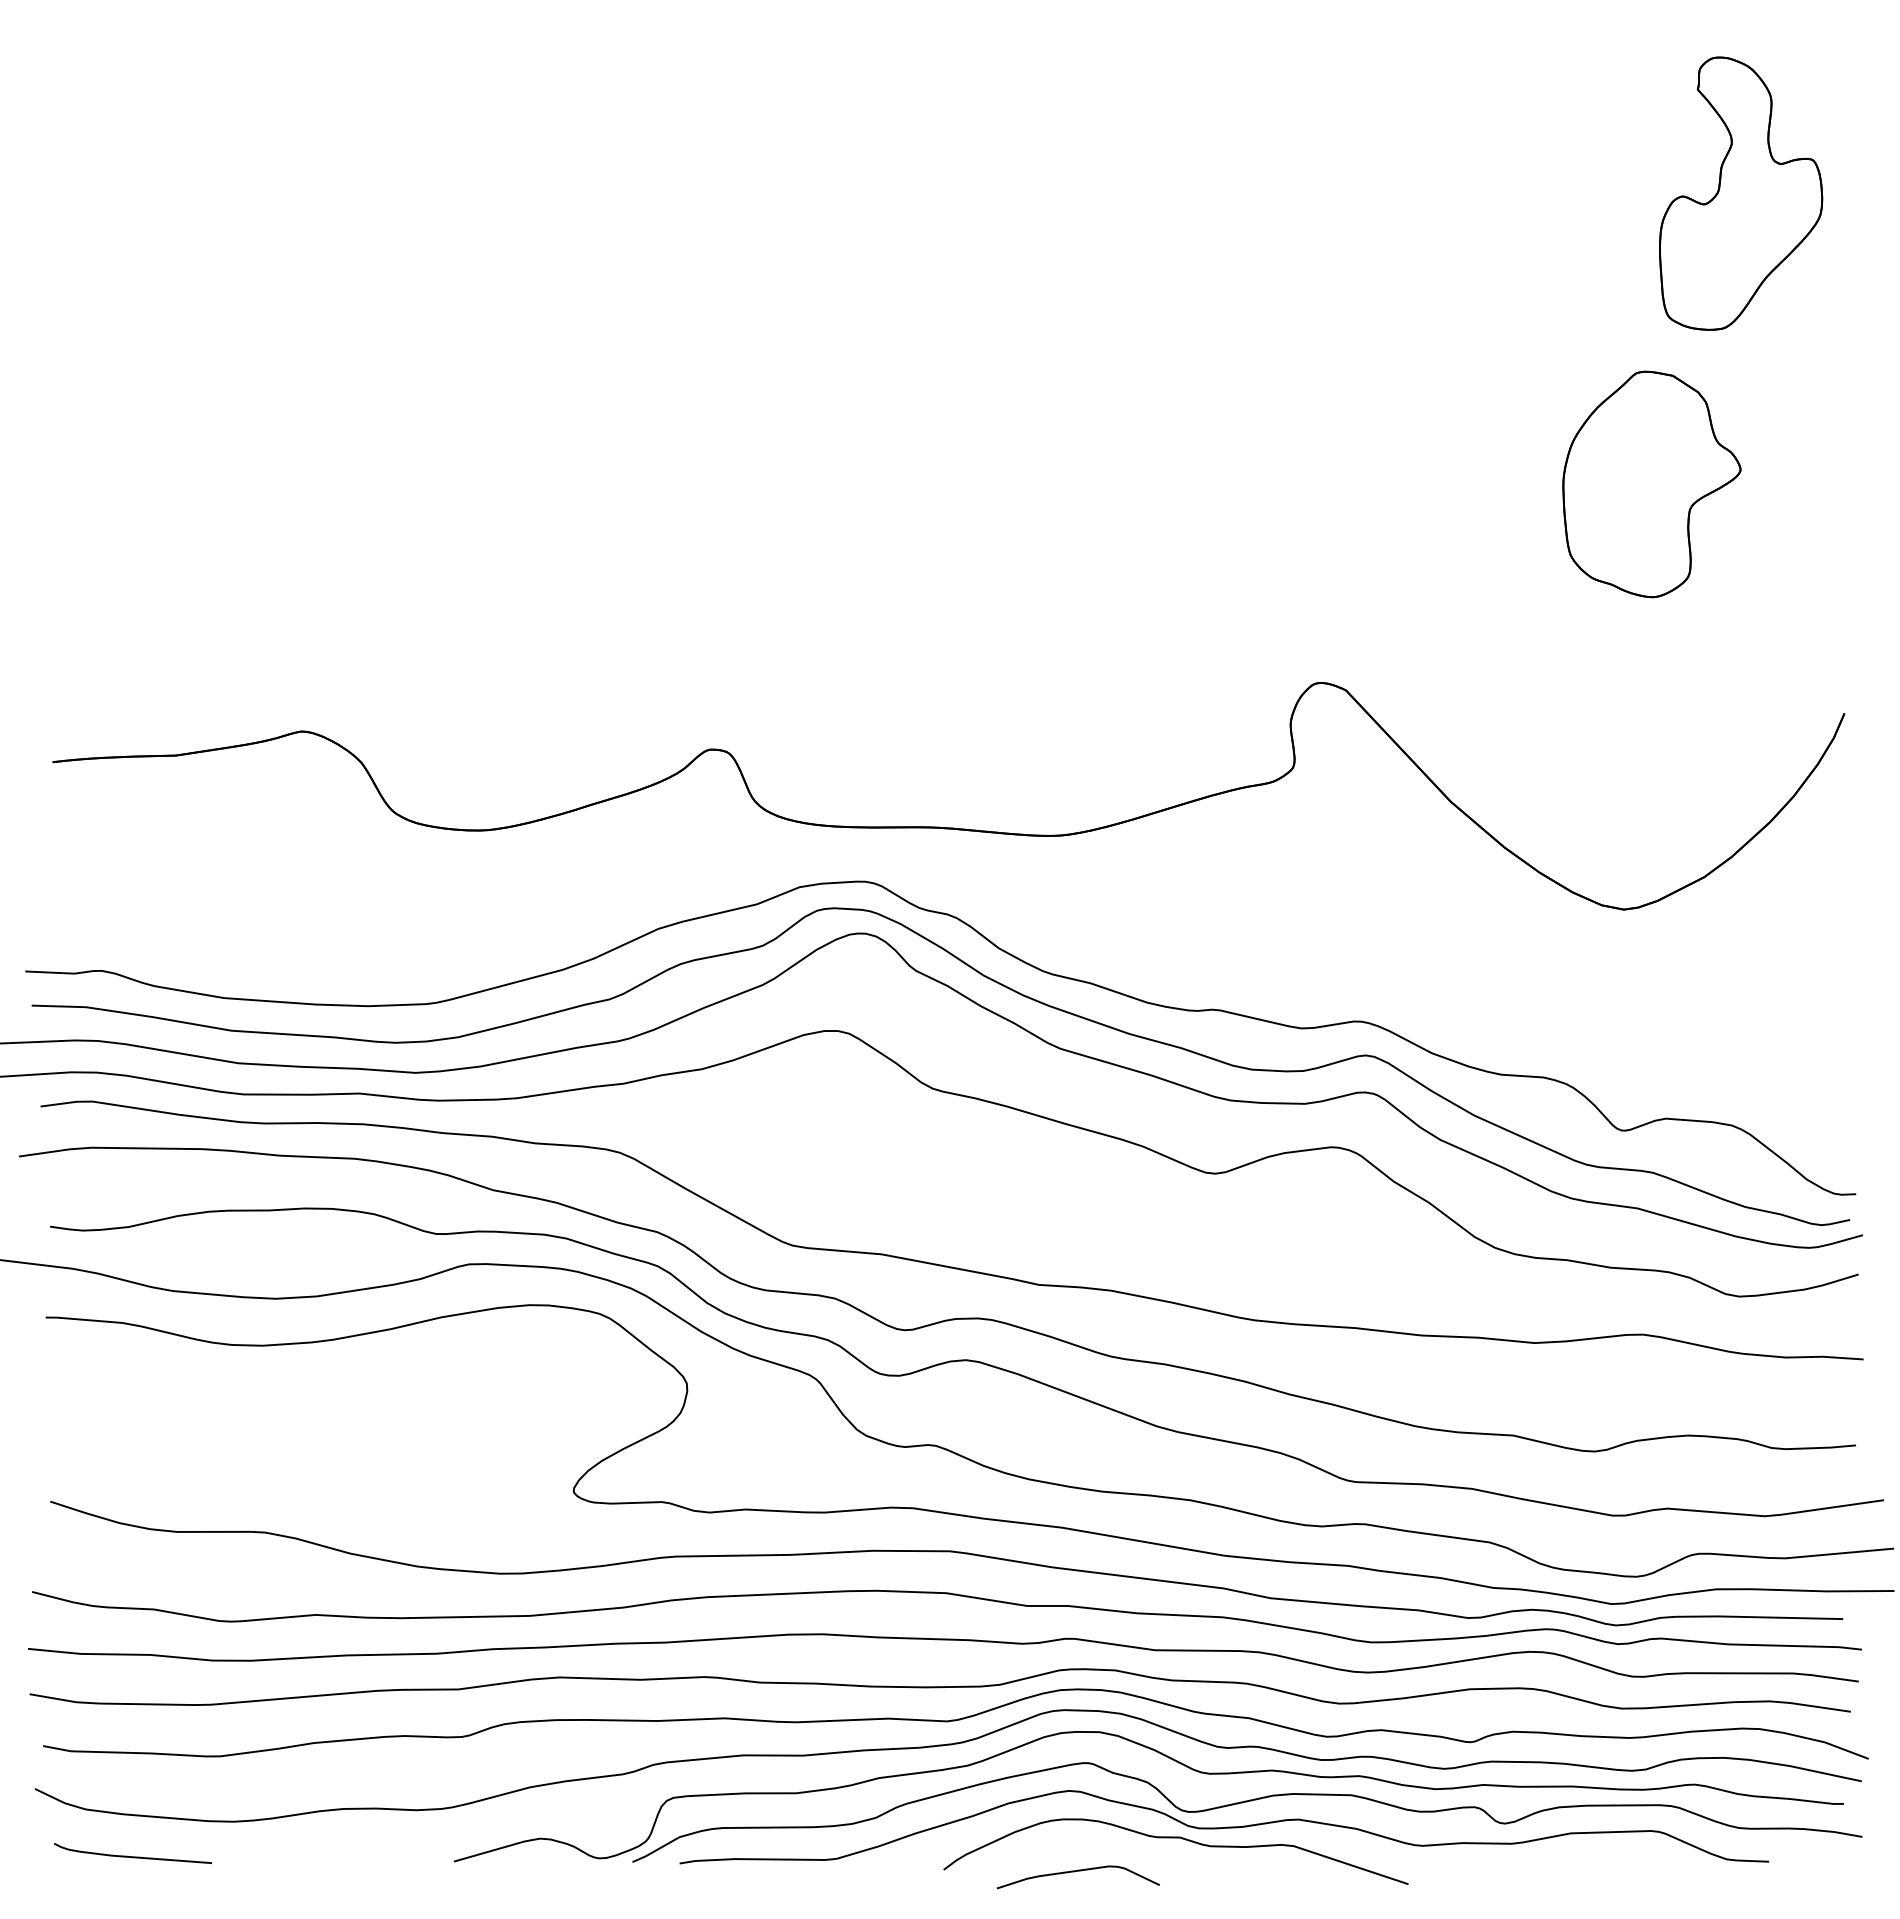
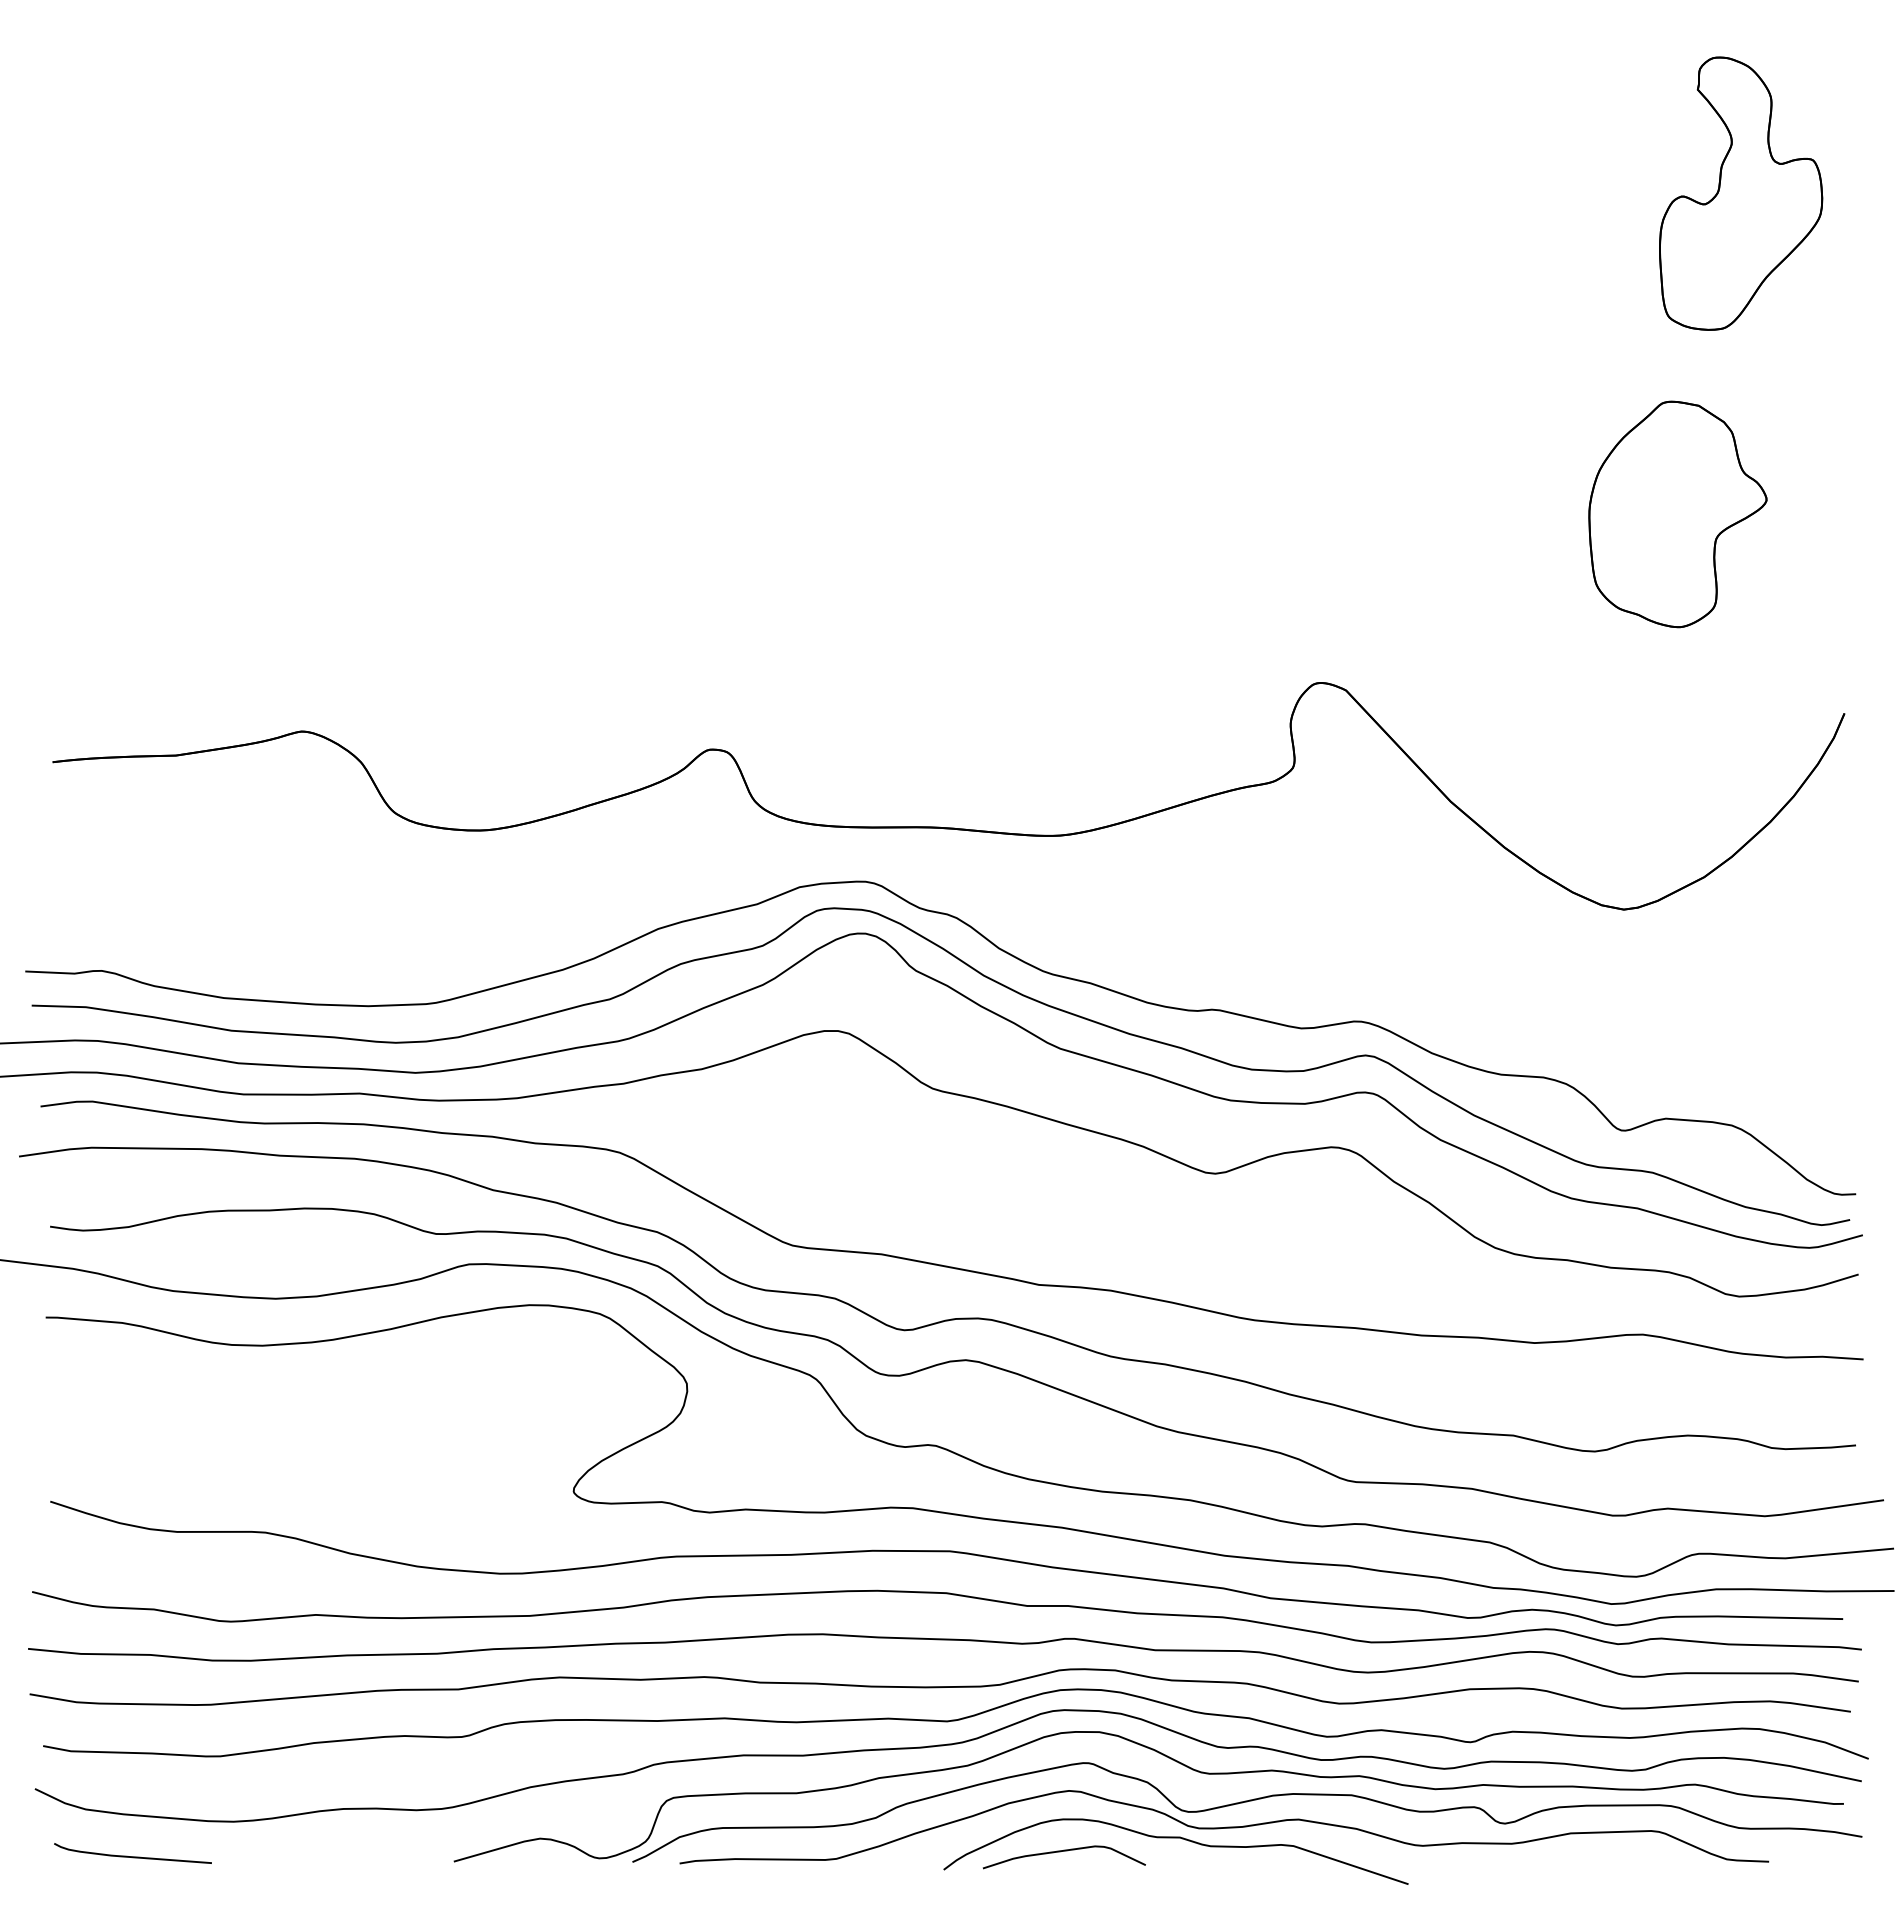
part position: (1651, 484) -> (1677, 514) (1677, 514)
curve position: (1074, 1872) -> (1060, 1852) (1060, 1852)
